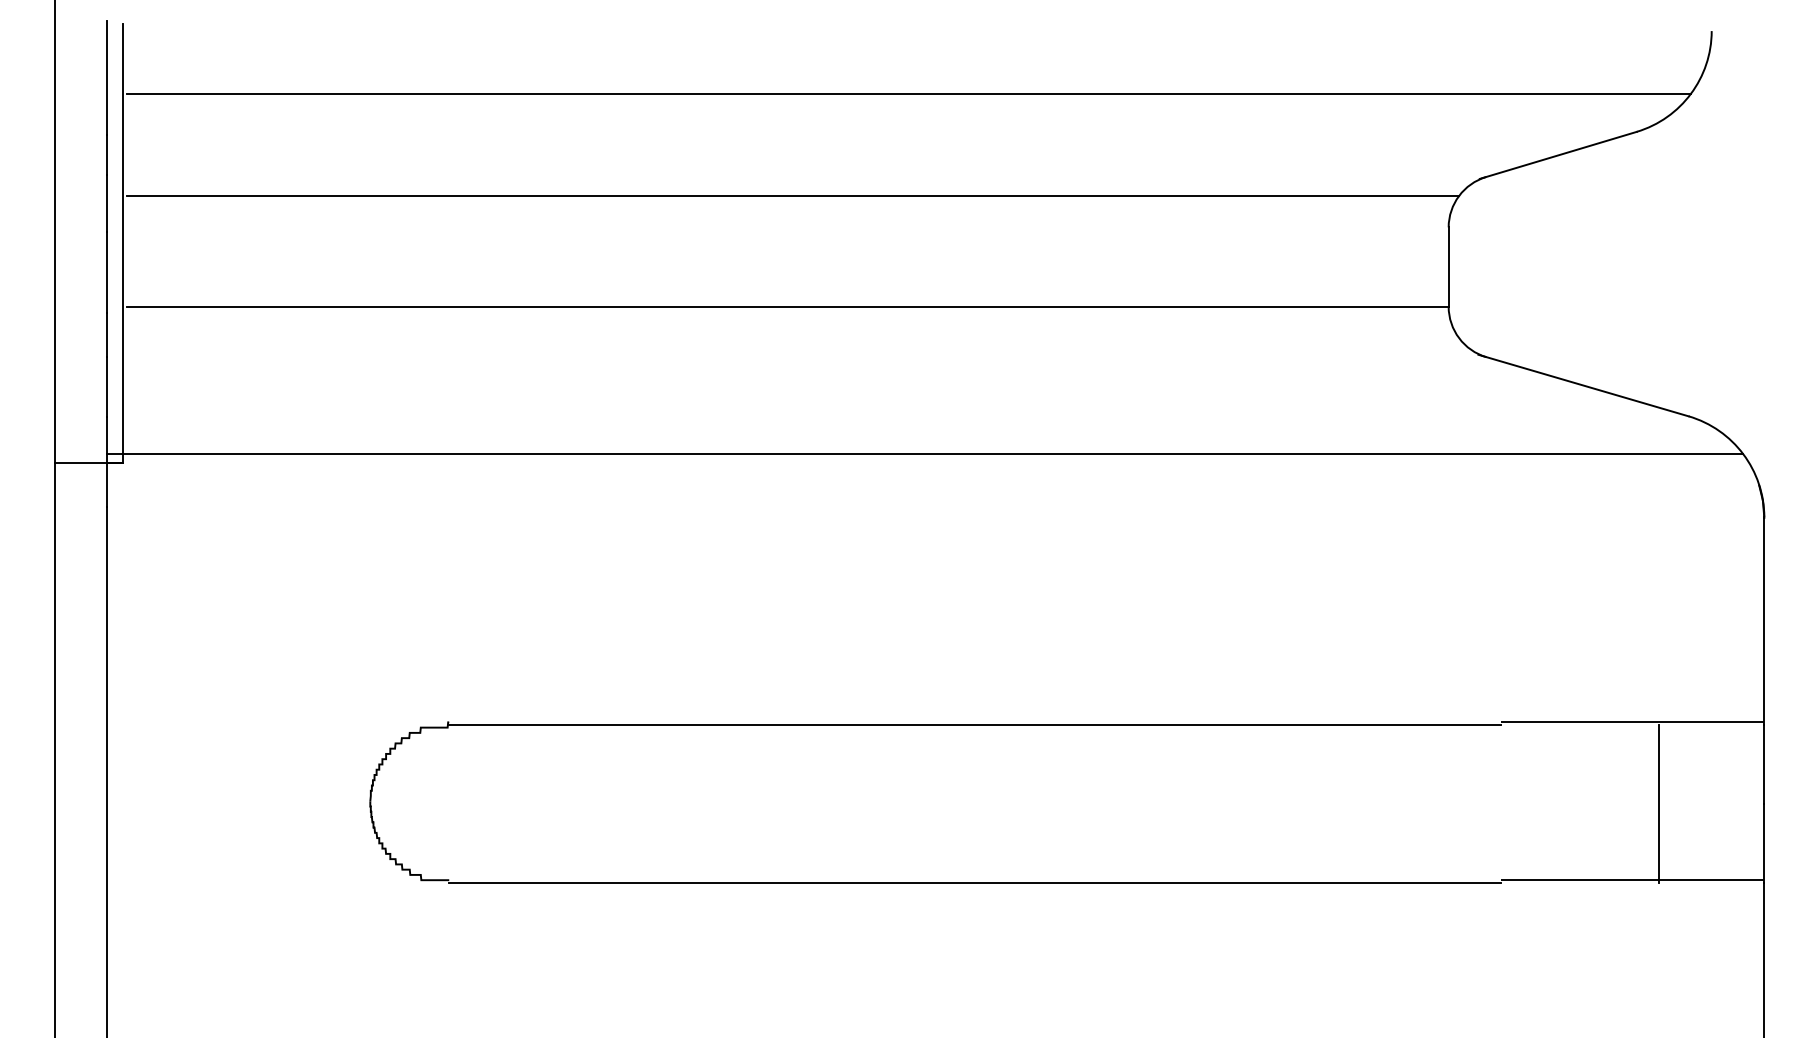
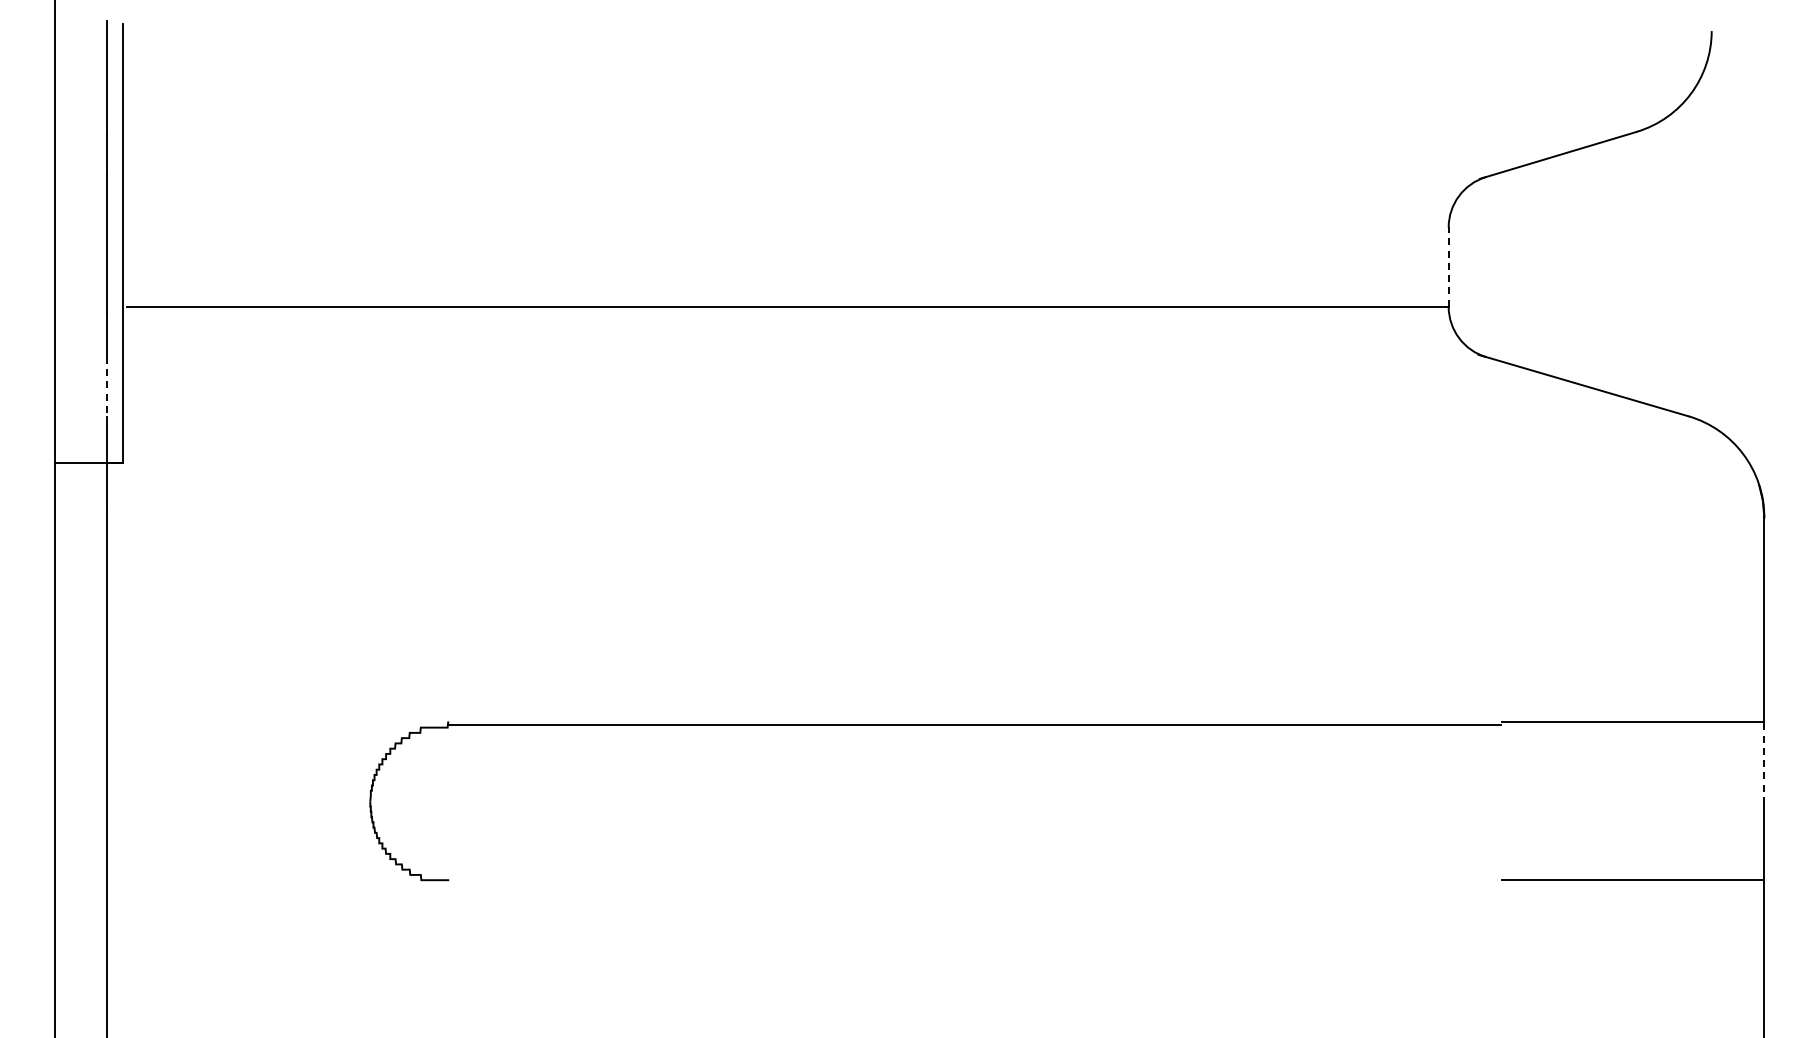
line: present -> none (908, 93)
line: present -> none (793, 196)
line: solid -> dashed (1448, 267)
line: solid -> dashed (107, 386)
line: present -> none (925, 454)
line: solid -> dashed (1764, 763)
line: present -> none (1659, 803)
line: present -> none (975, 882)
